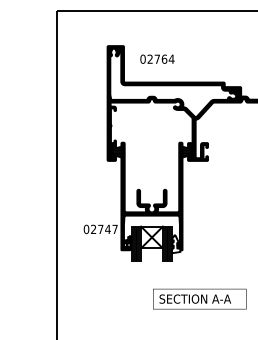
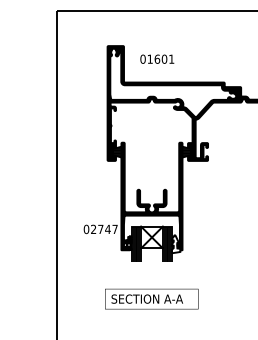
text: 02764 -> 01601 (160, 58)
text position: (199, 298) -> (151, 298) (151, 298)
